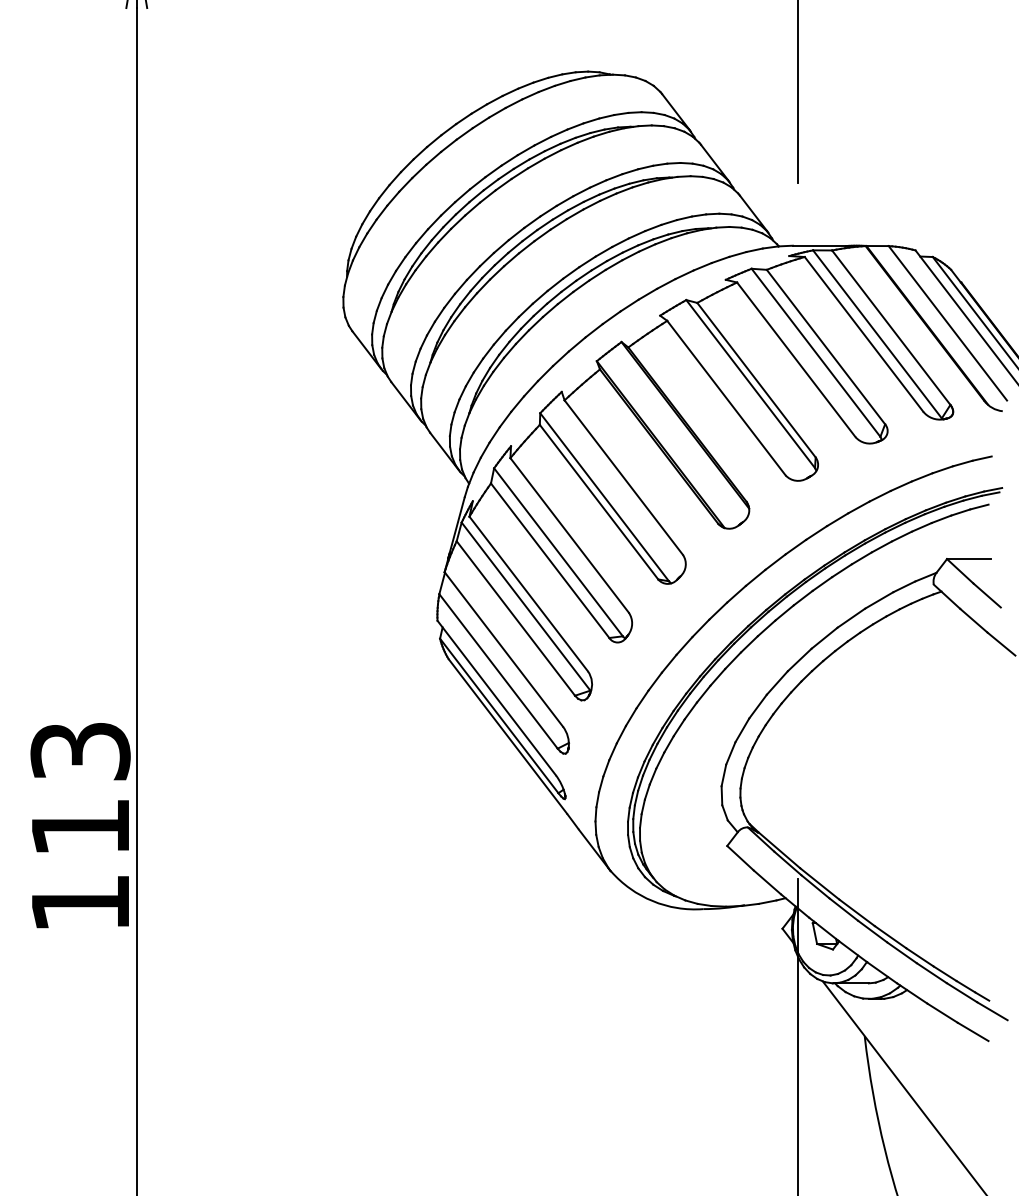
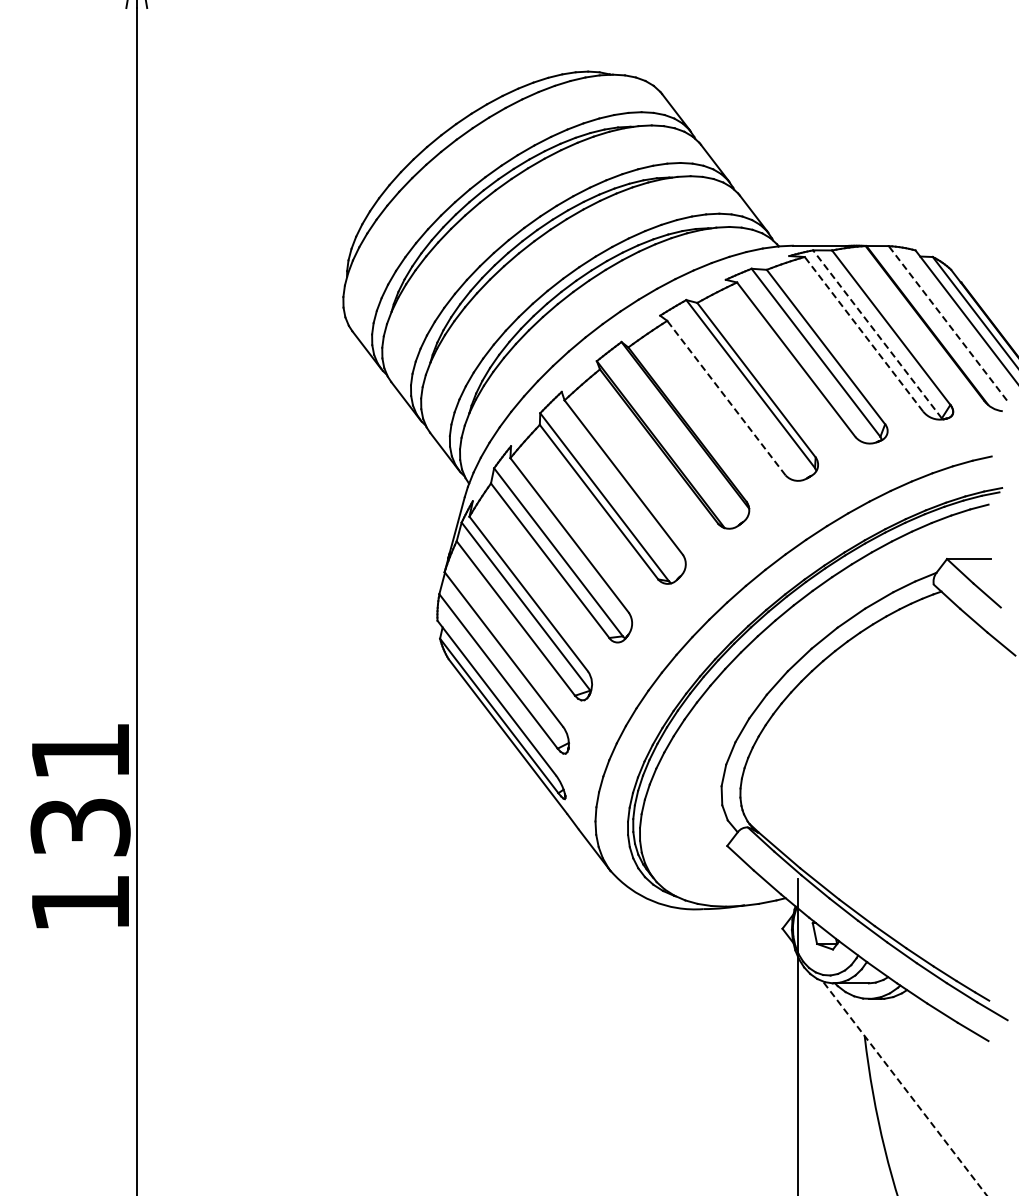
line: present -> none (797, 92)
line: solid -> dashed (947, 322)
line: solid -> dashed (863, 333)
line: solid -> dashed (877, 334)
line: solid -> dashed (726, 397)
text: 113 -> 131 (80, 789)
line: solid -> dashed (904, 1088)
